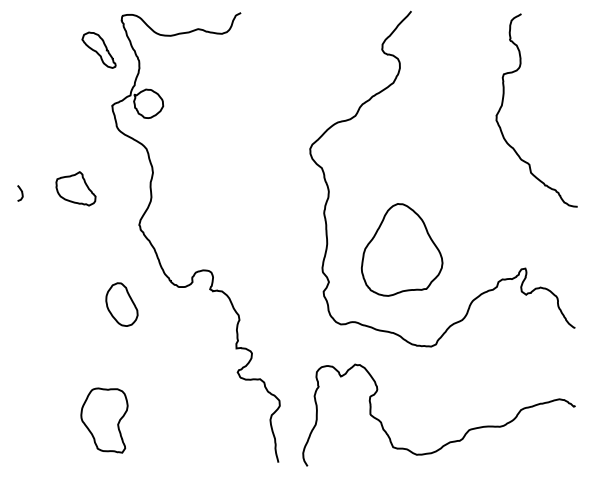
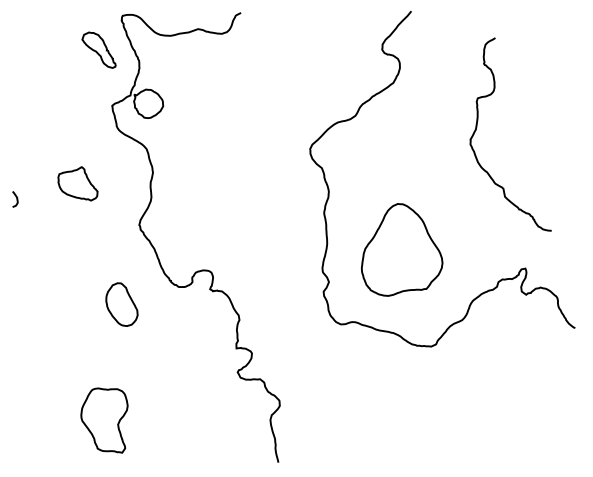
curve position: (503, 103) -> (477, 127) (477, 127)
part position: (75, 188) -> (77, 183) (77, 183)
curve position: (21, 193) -> (16, 199) (16, 199)
curve: present -> none (449, 441)
